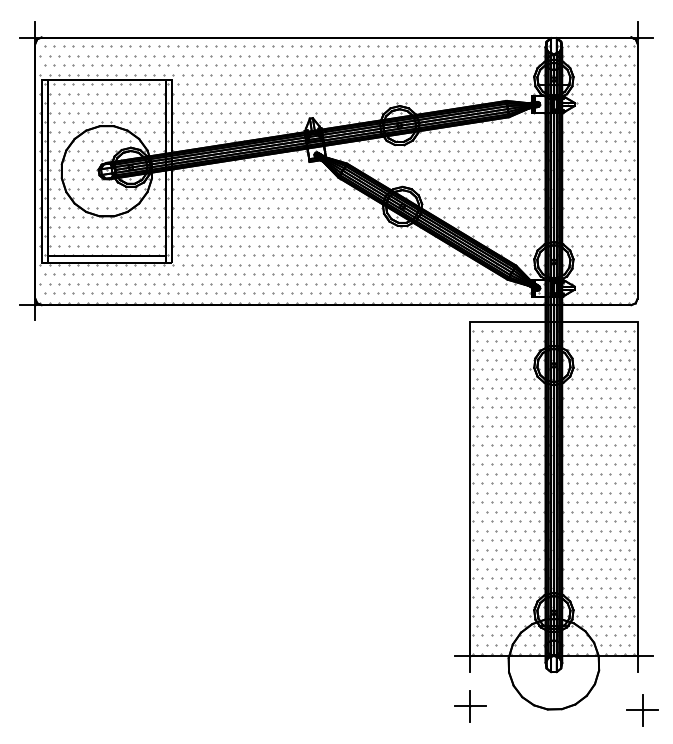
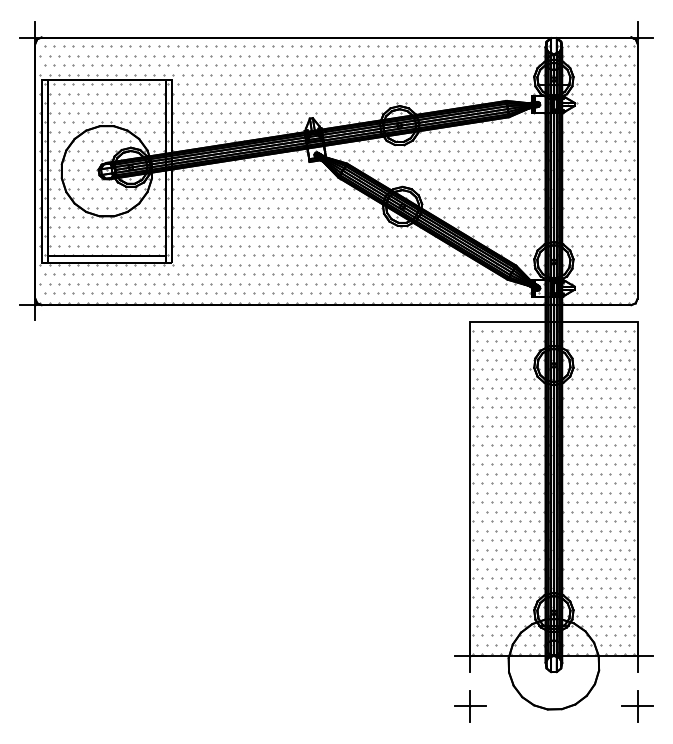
part position: (642, 710) -> (637, 706) (637, 706)
